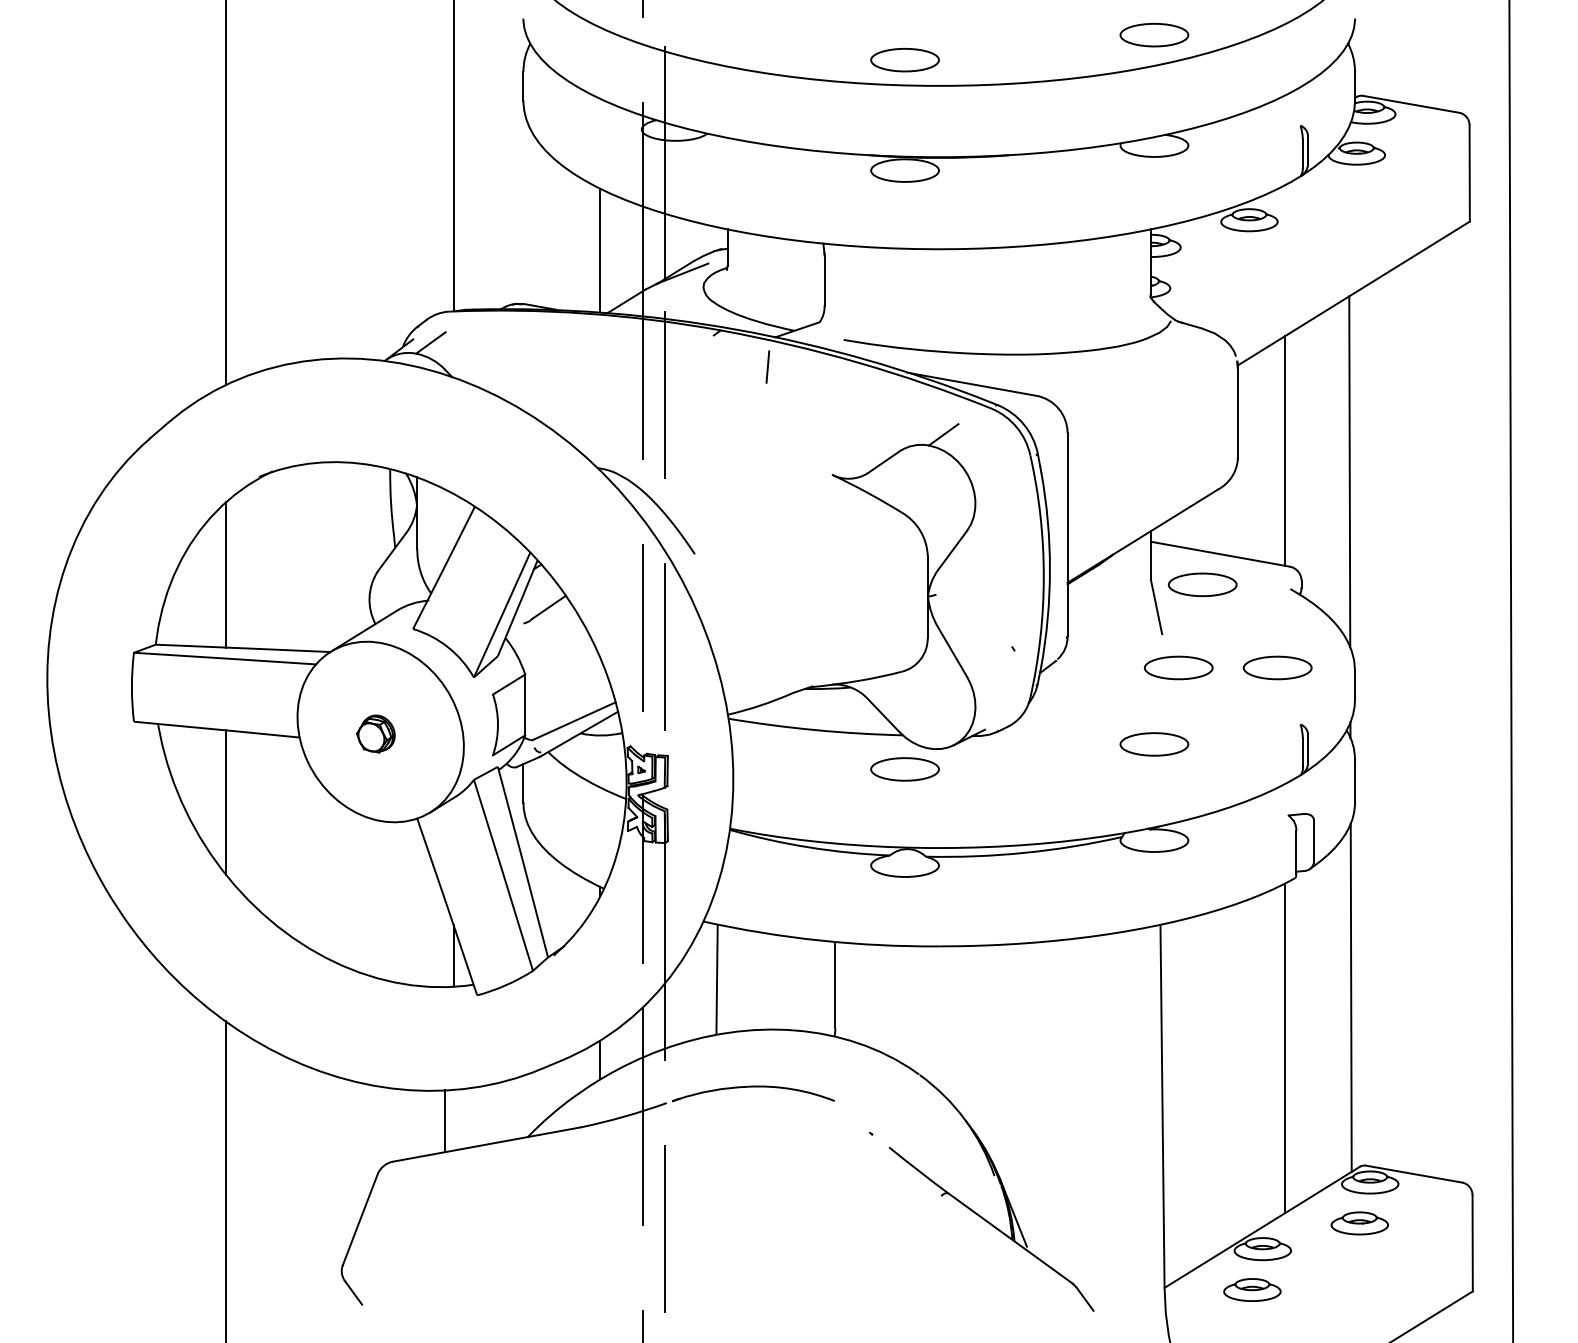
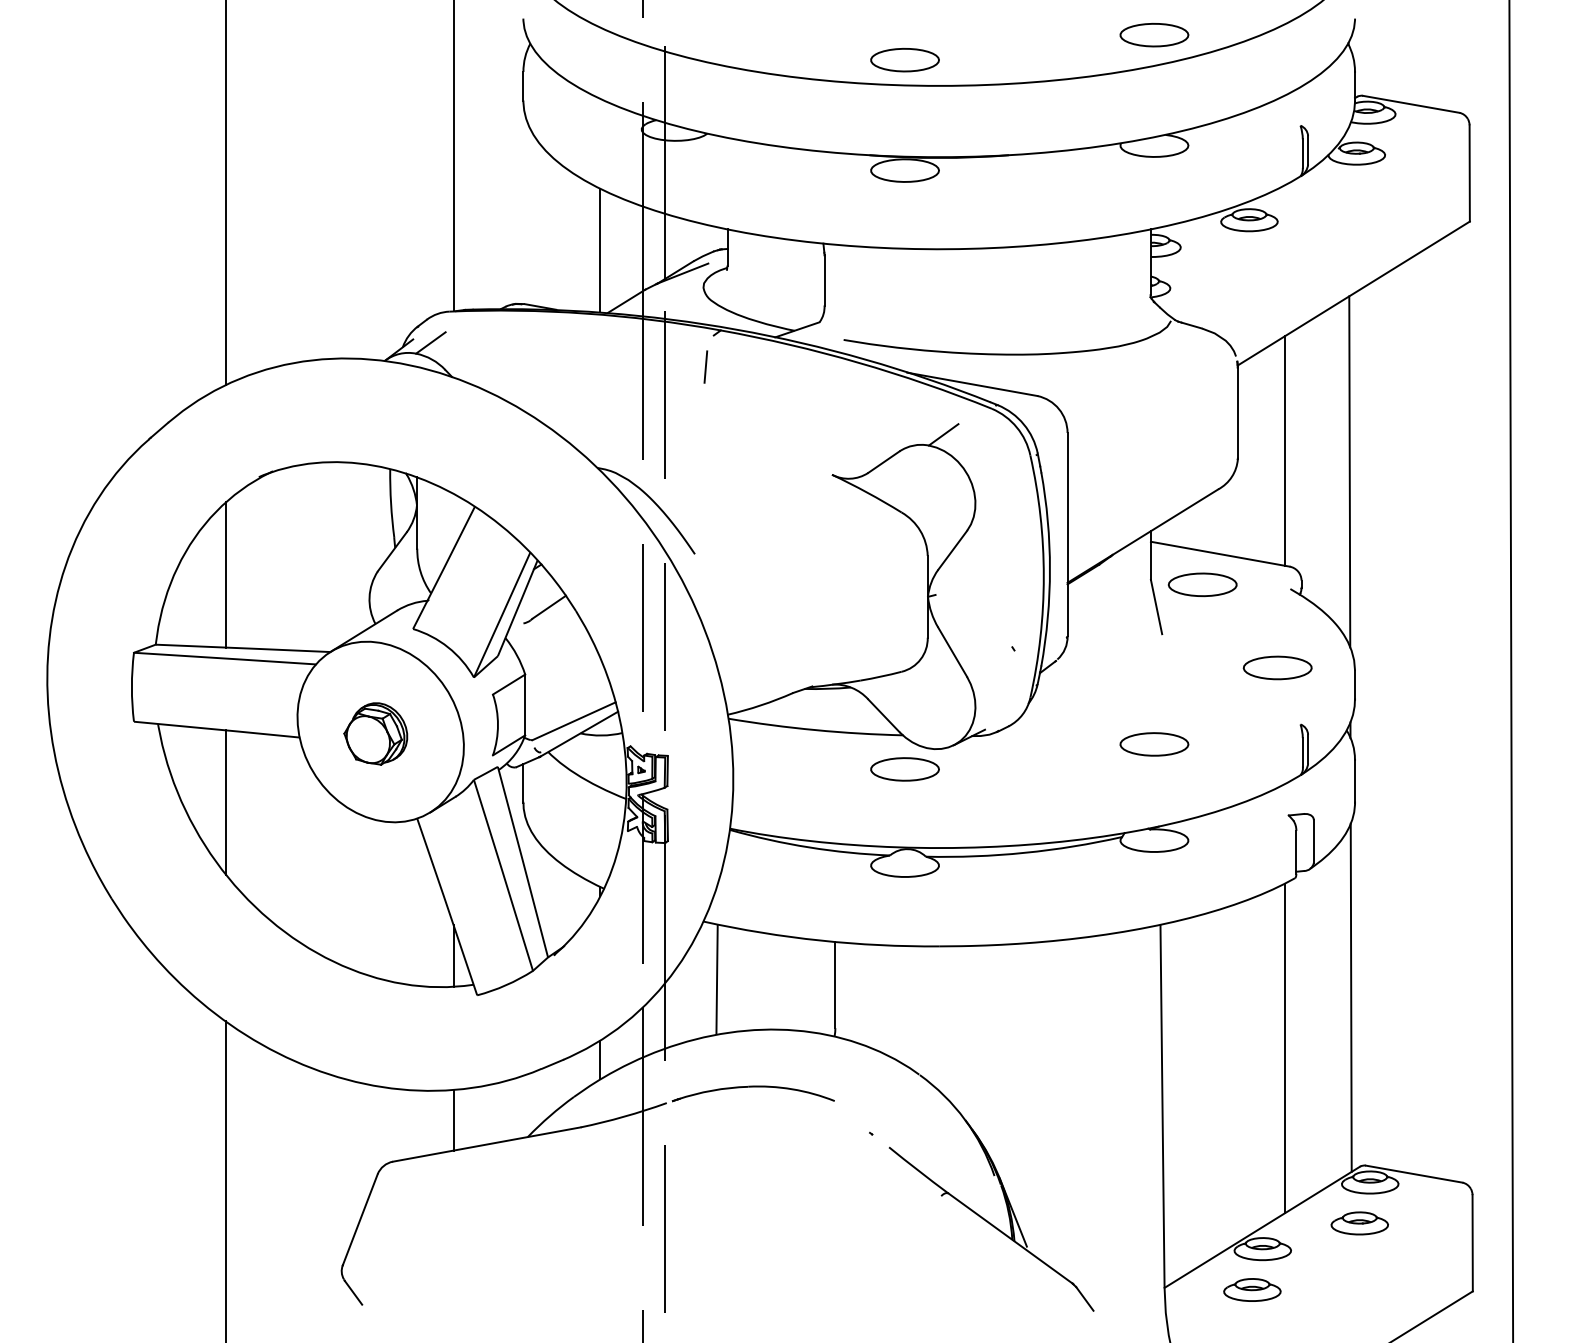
line position: (767, 366) -> (705, 366) (705, 366)
part: present -> none (1178, 667)
part size: 40x40 px -> 66x64 px (375, 733)
line position: (444, 1119) -> (453, 1119) (453, 1119)
